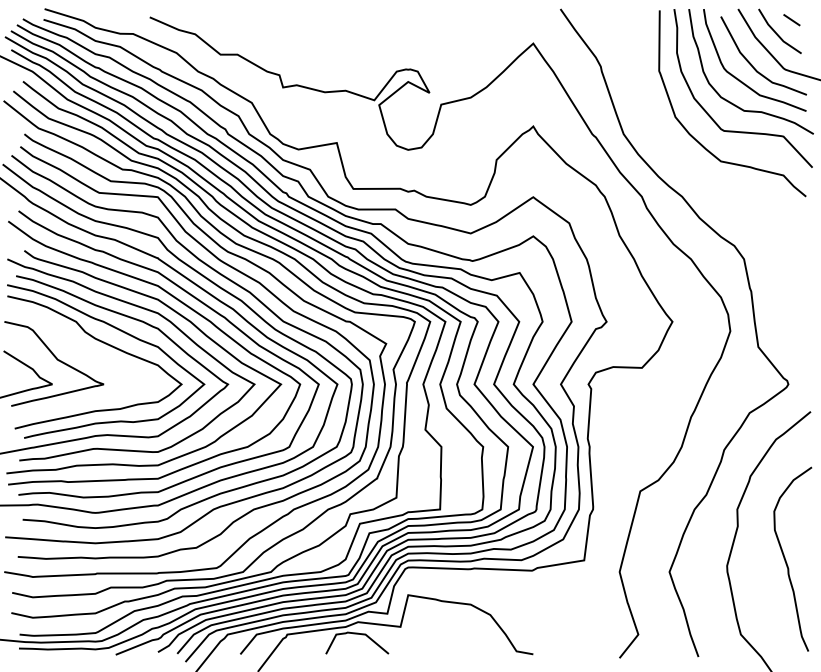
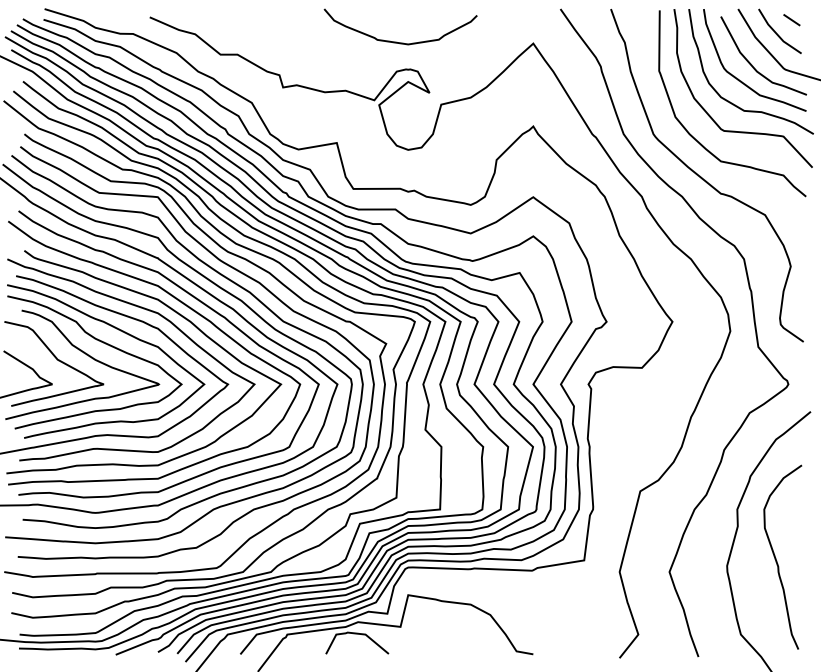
curve: none -> present (396, 41)
curve: none -> present (703, 178)
curve: none -> present (86, 355)
curve position: (786, 560) -> (776, 558) (776, 558)
